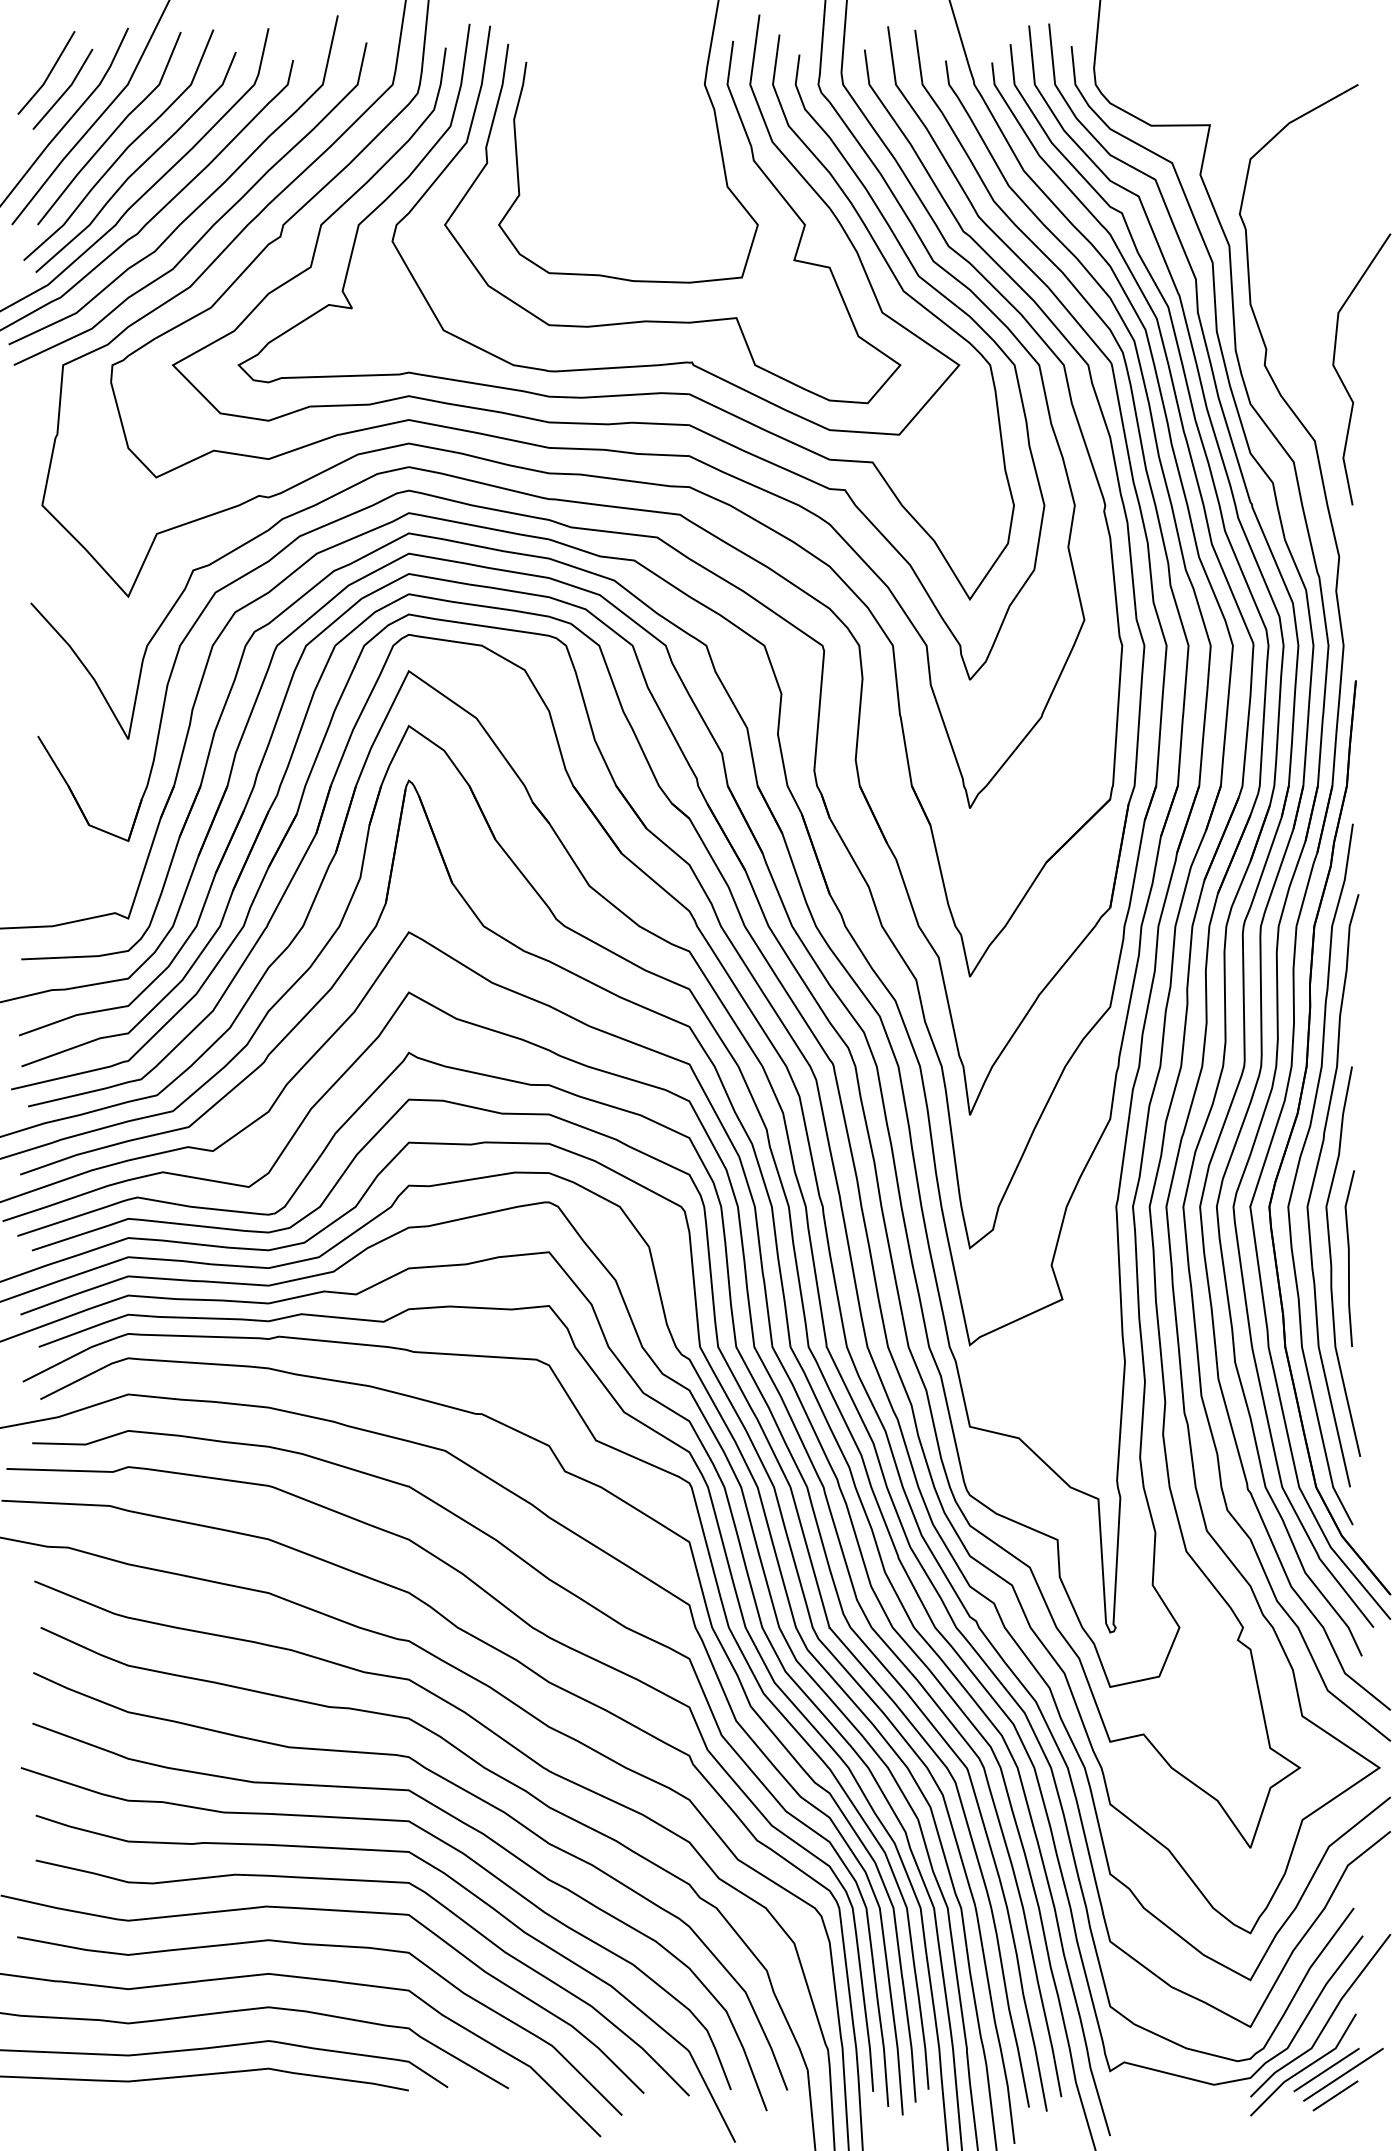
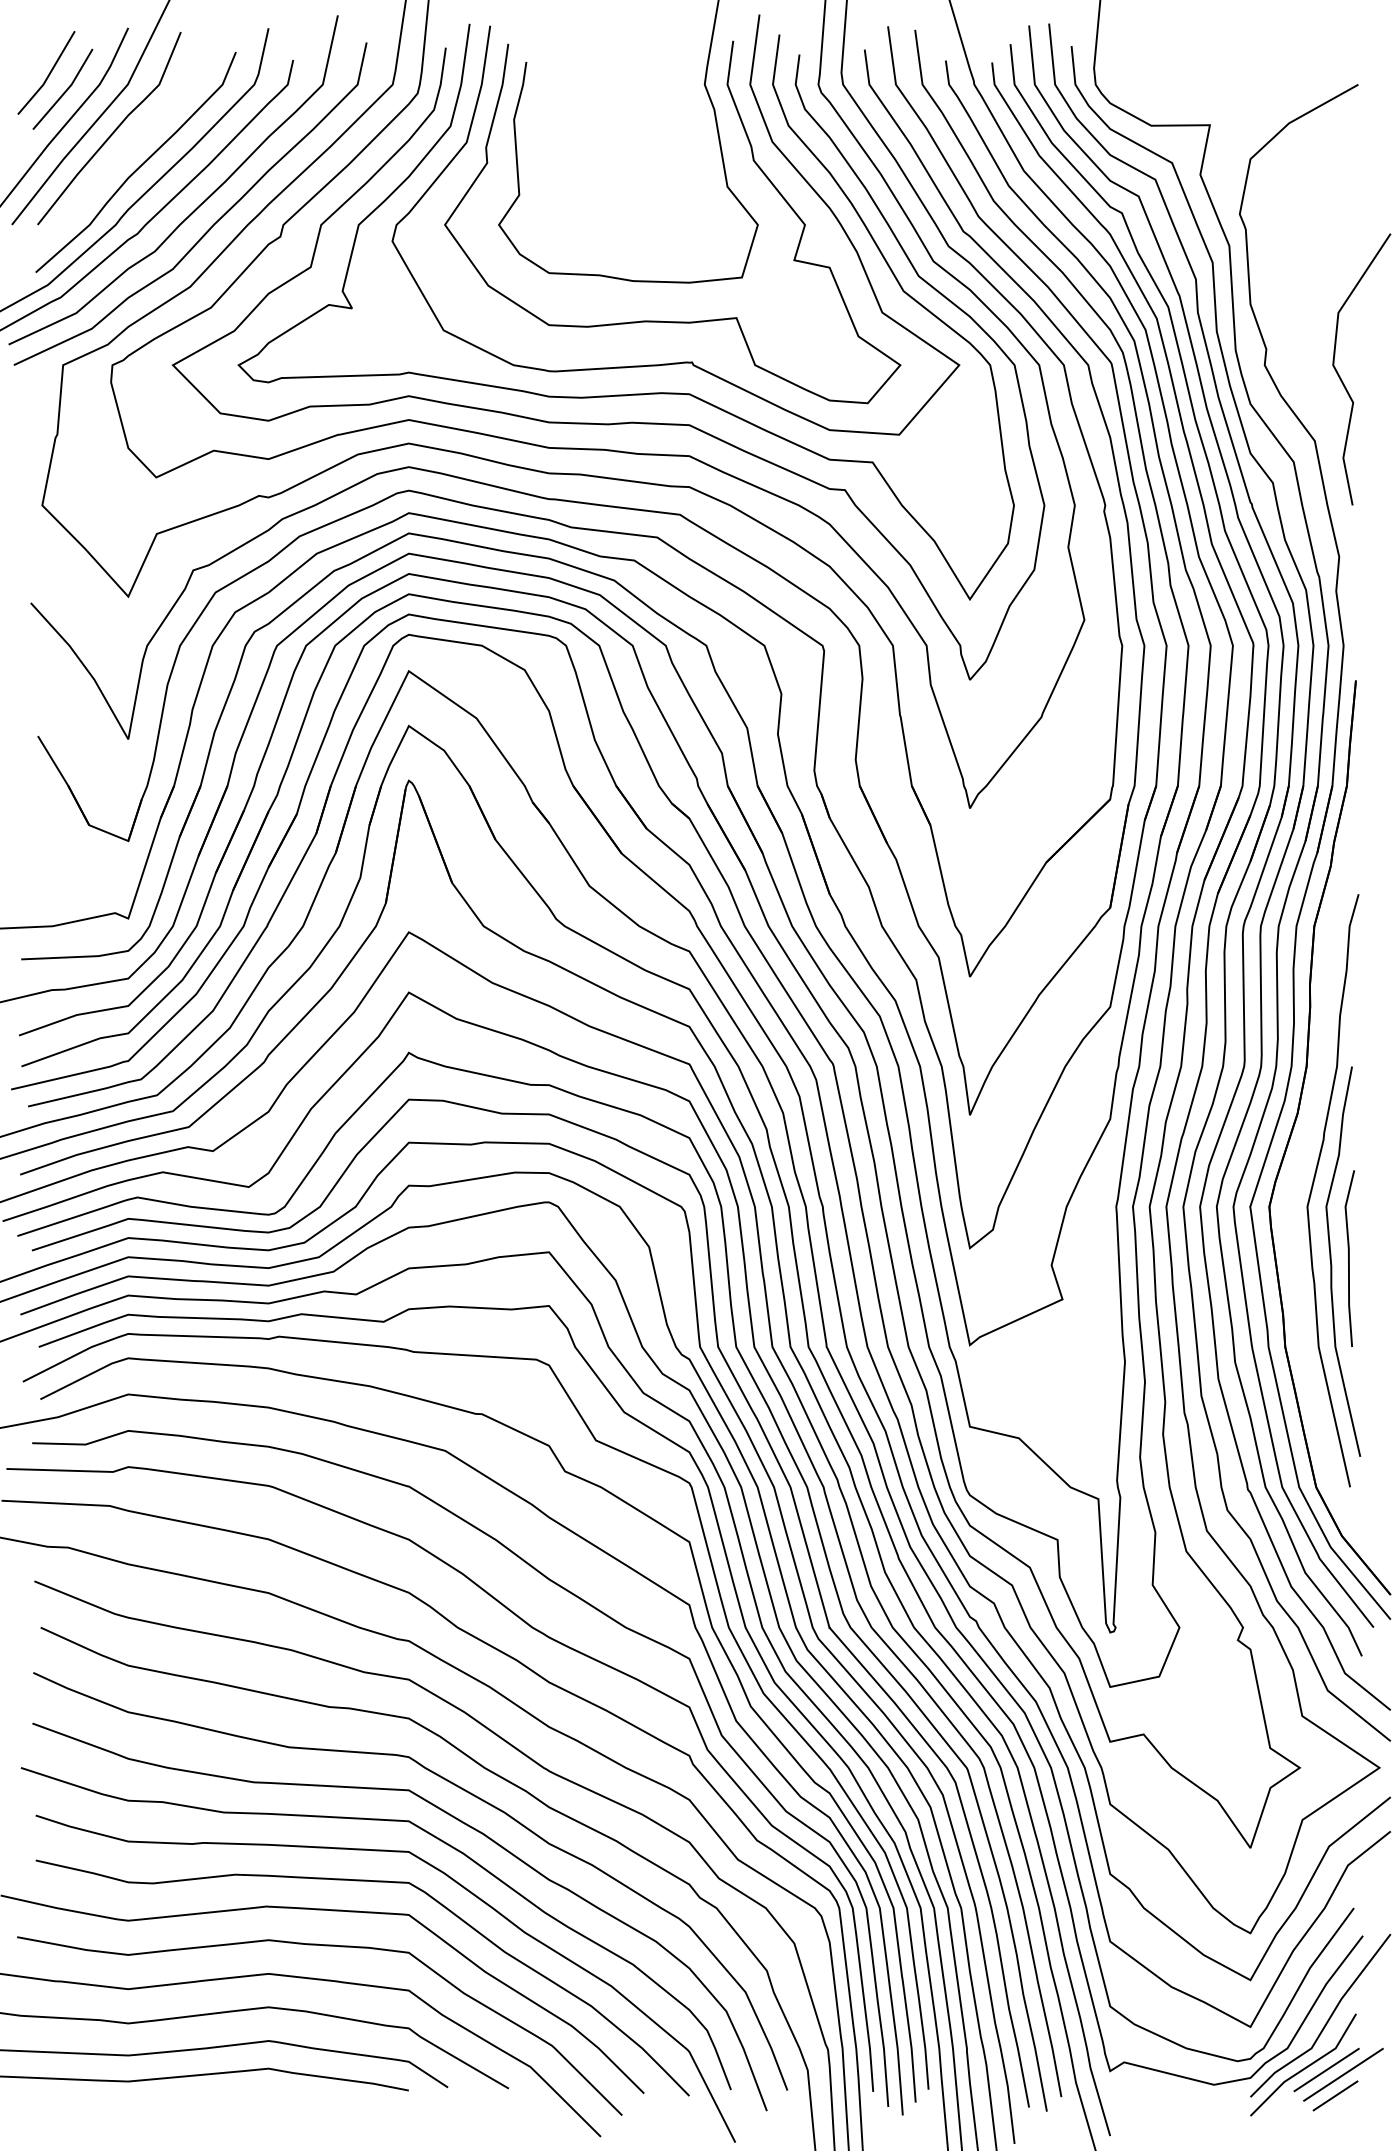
curve: present -> none (124, 149)
curve: present -> none (1298, 1169)
